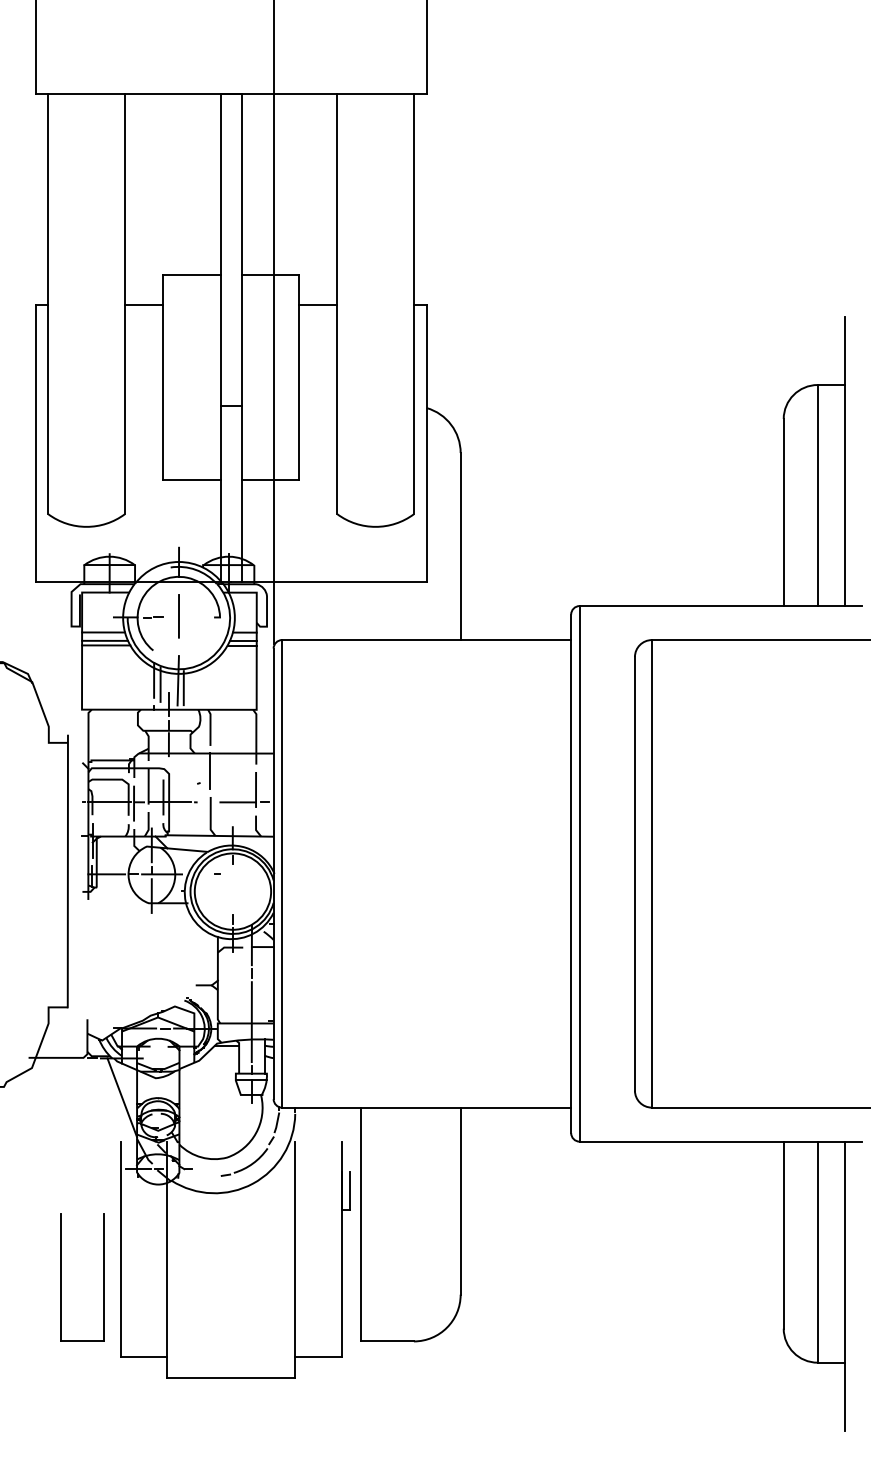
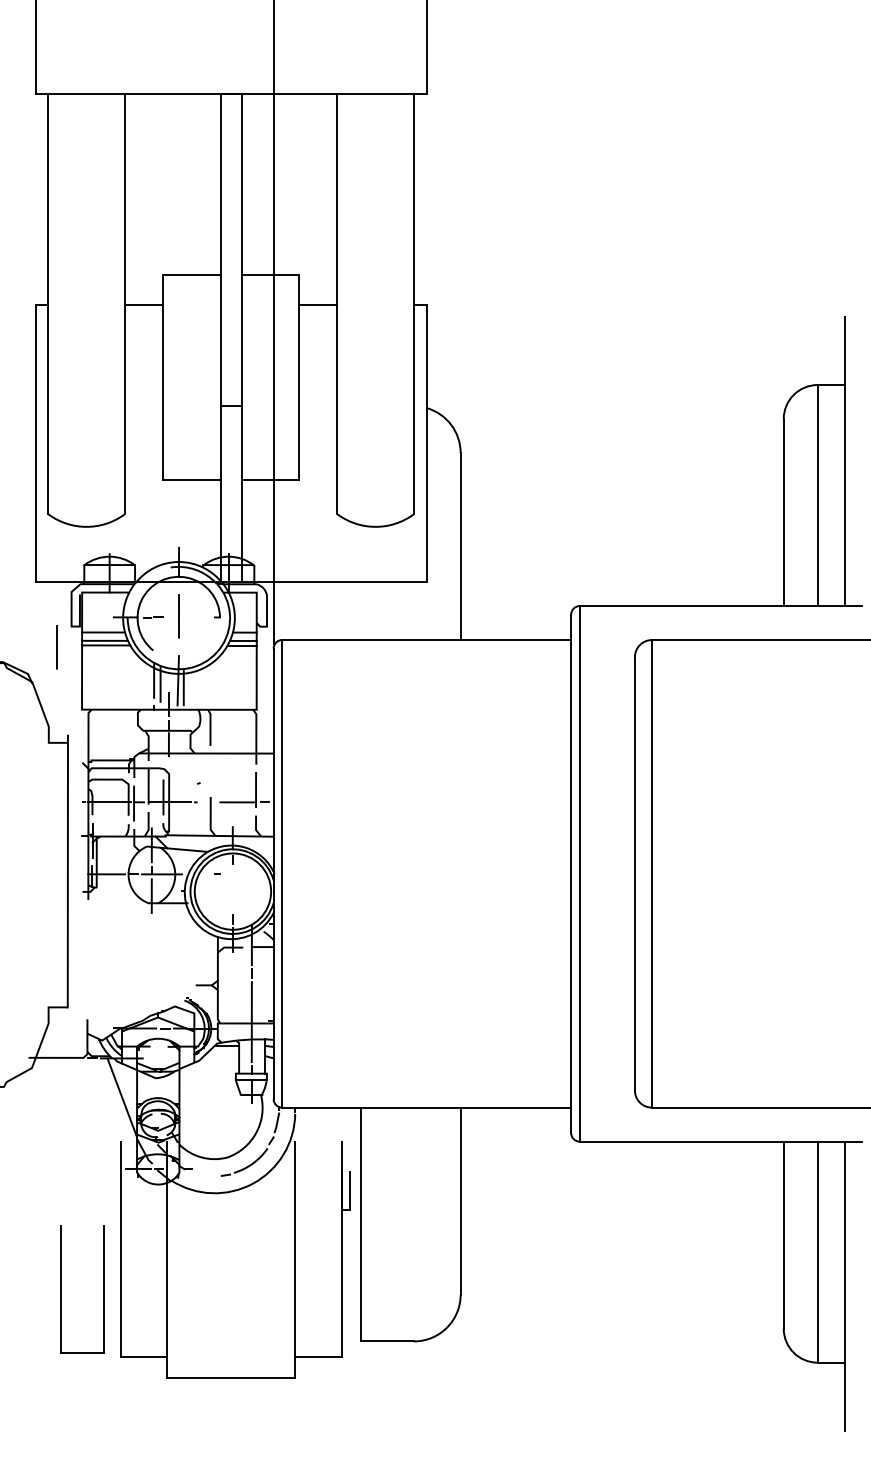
line: none -> present (56, 647)
line: present -> none (210, 770)
part position: (61, 1277) -> (61, 1289) (61, 1289)
